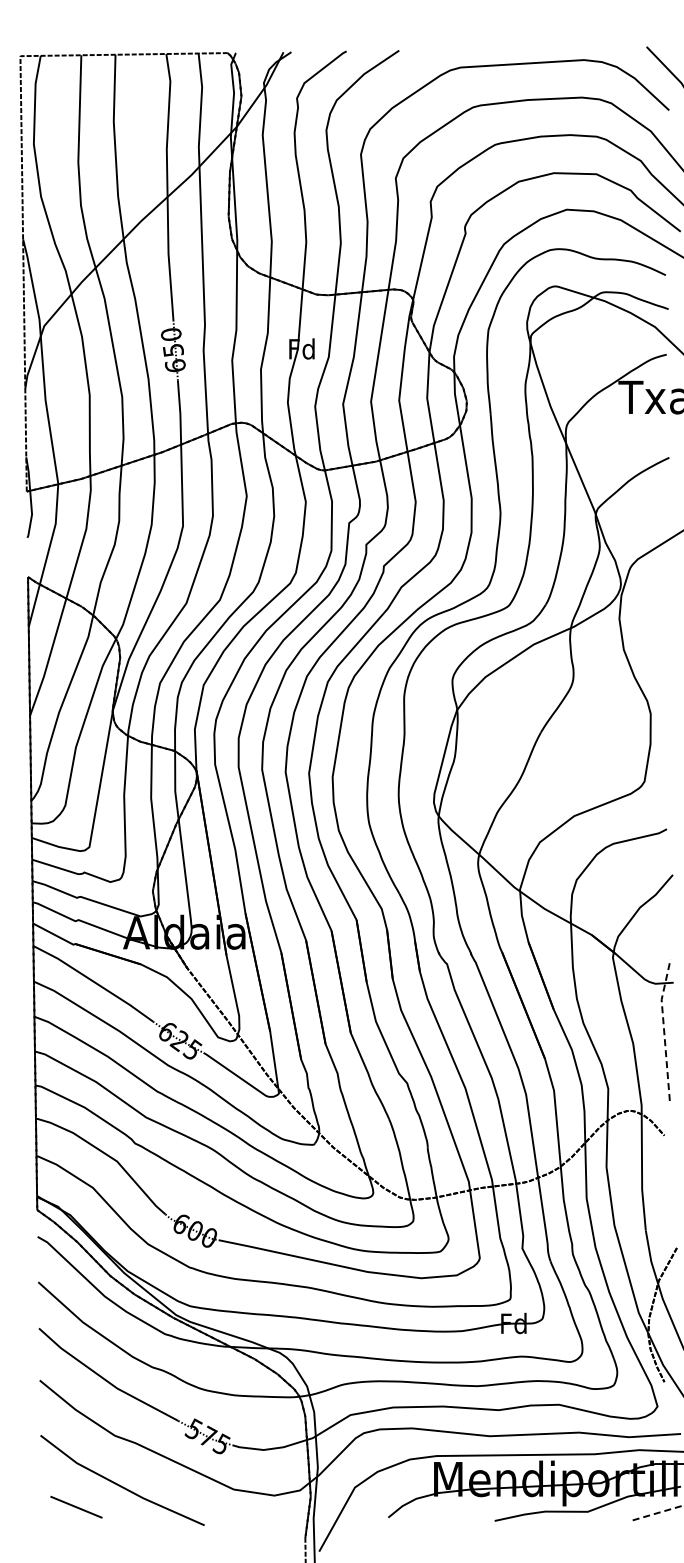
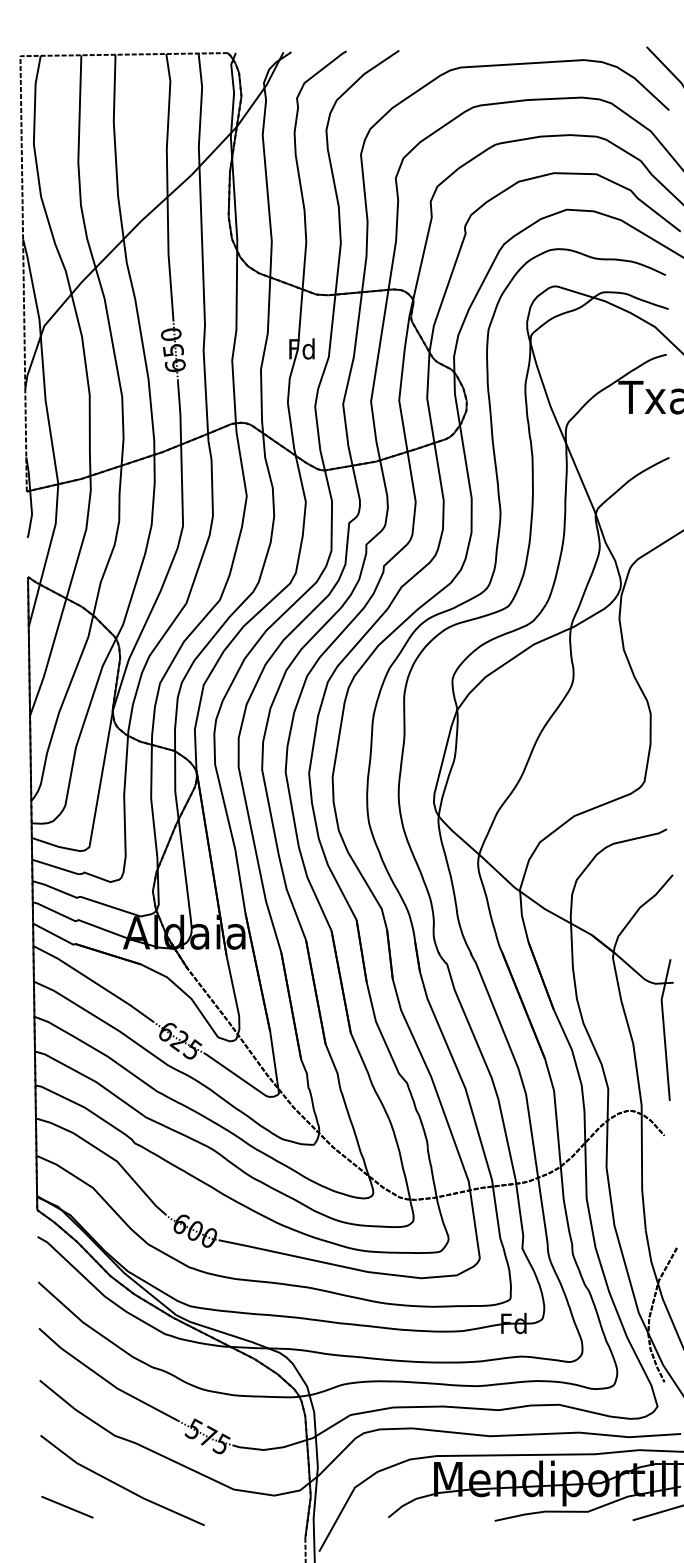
line: dashed -> solid (663, 1028)
line position: (76, 1507) -> (67, 1507) (67, 1507)
line: dashed -> solid (658, 1512)
